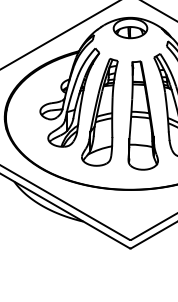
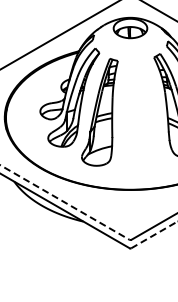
part: present -> none (142, 115)
line: solid -> dashed (65, 202)
line: solid -> dashed (154, 234)
